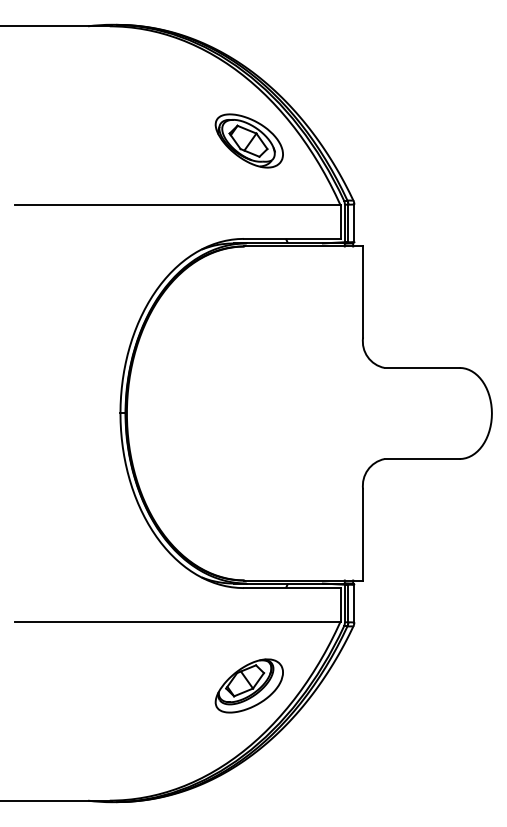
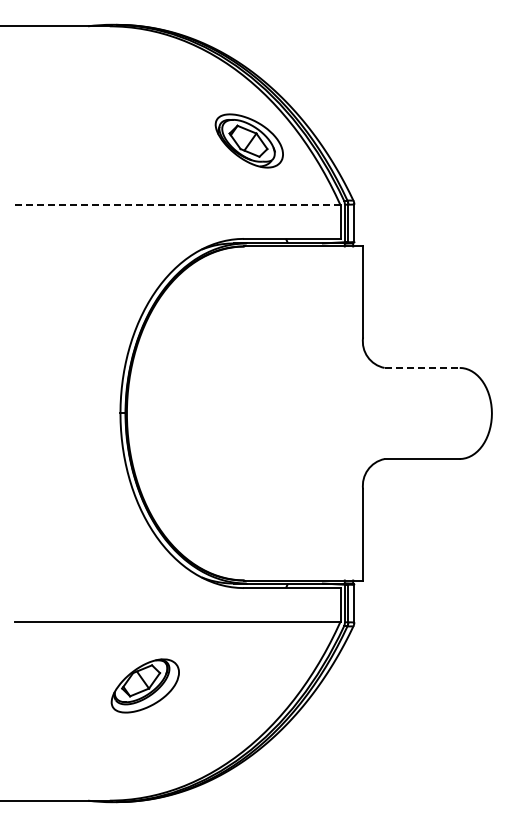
line: solid -> dashed (177, 205)
line: solid -> dashed (422, 367)
part position: (248, 685) -> (144, 685) (144, 685)
